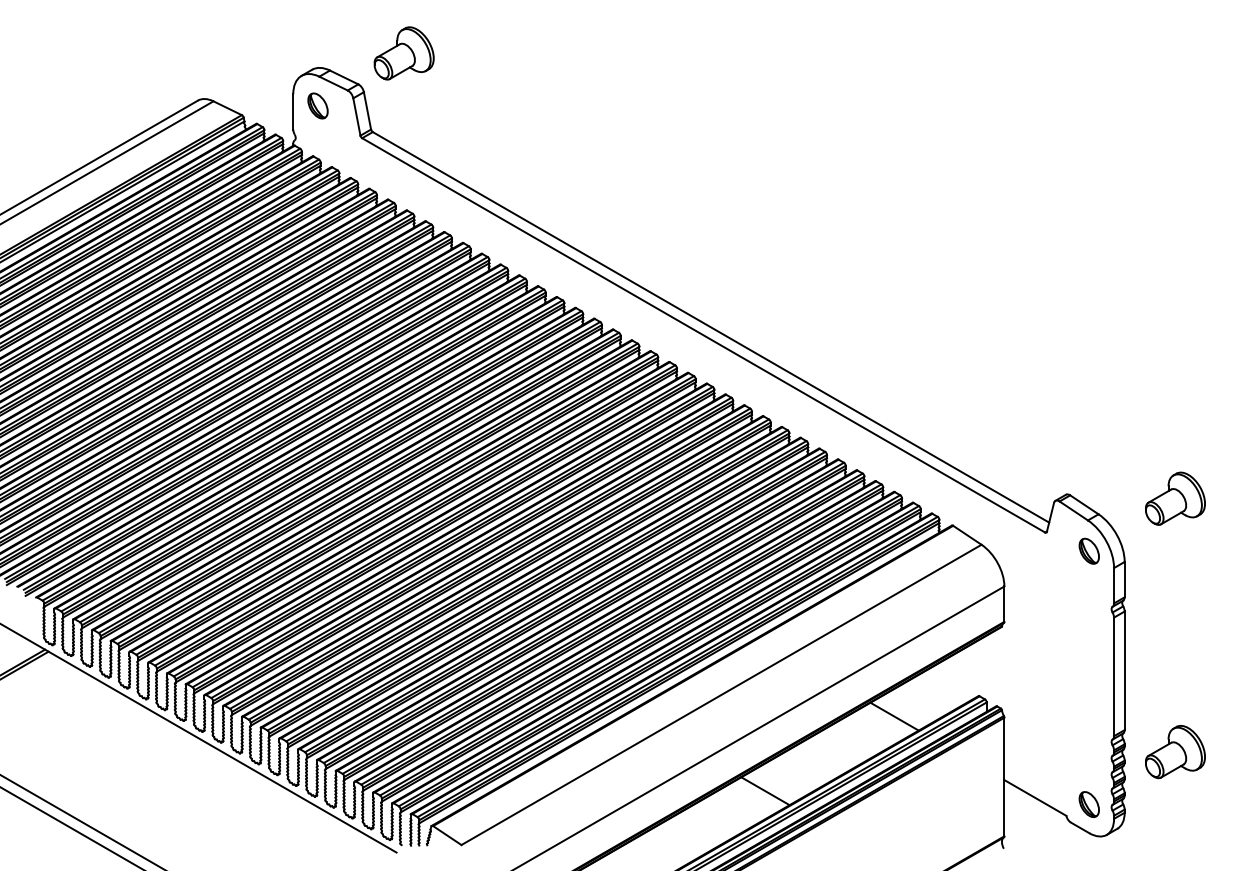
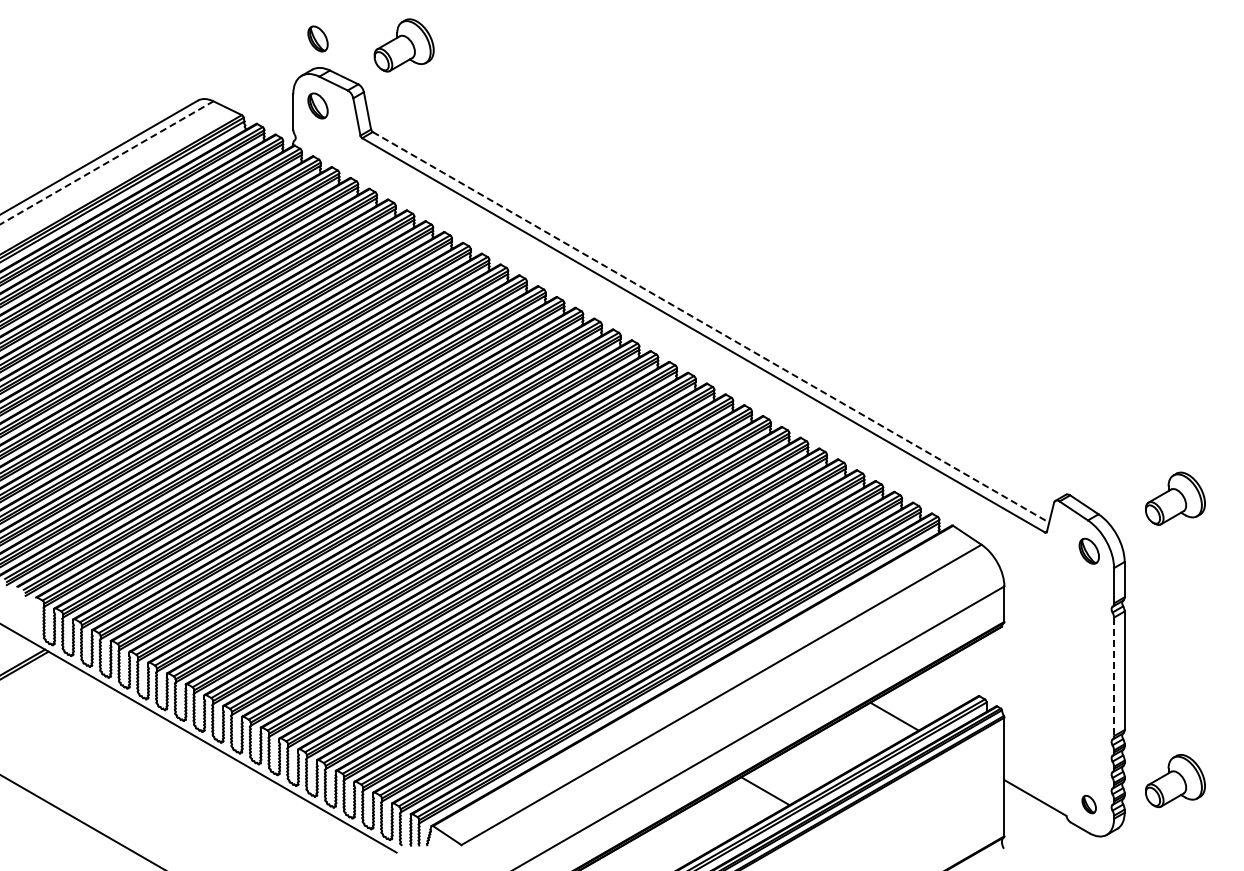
part: none -> present (317, 38)
part position: (403, 53) -> (403, 45) (403, 45)
line: solid -> dashed (107, 162)
line: solid -> dashed (711, 327)
line: solid -> dashed (1114, 677)
part position: (1175, 752) -> (1175, 781) (1175, 781)
part size: 22x27 px -> 16x21 px (1088, 804)
line: present -> none (71, 827)
